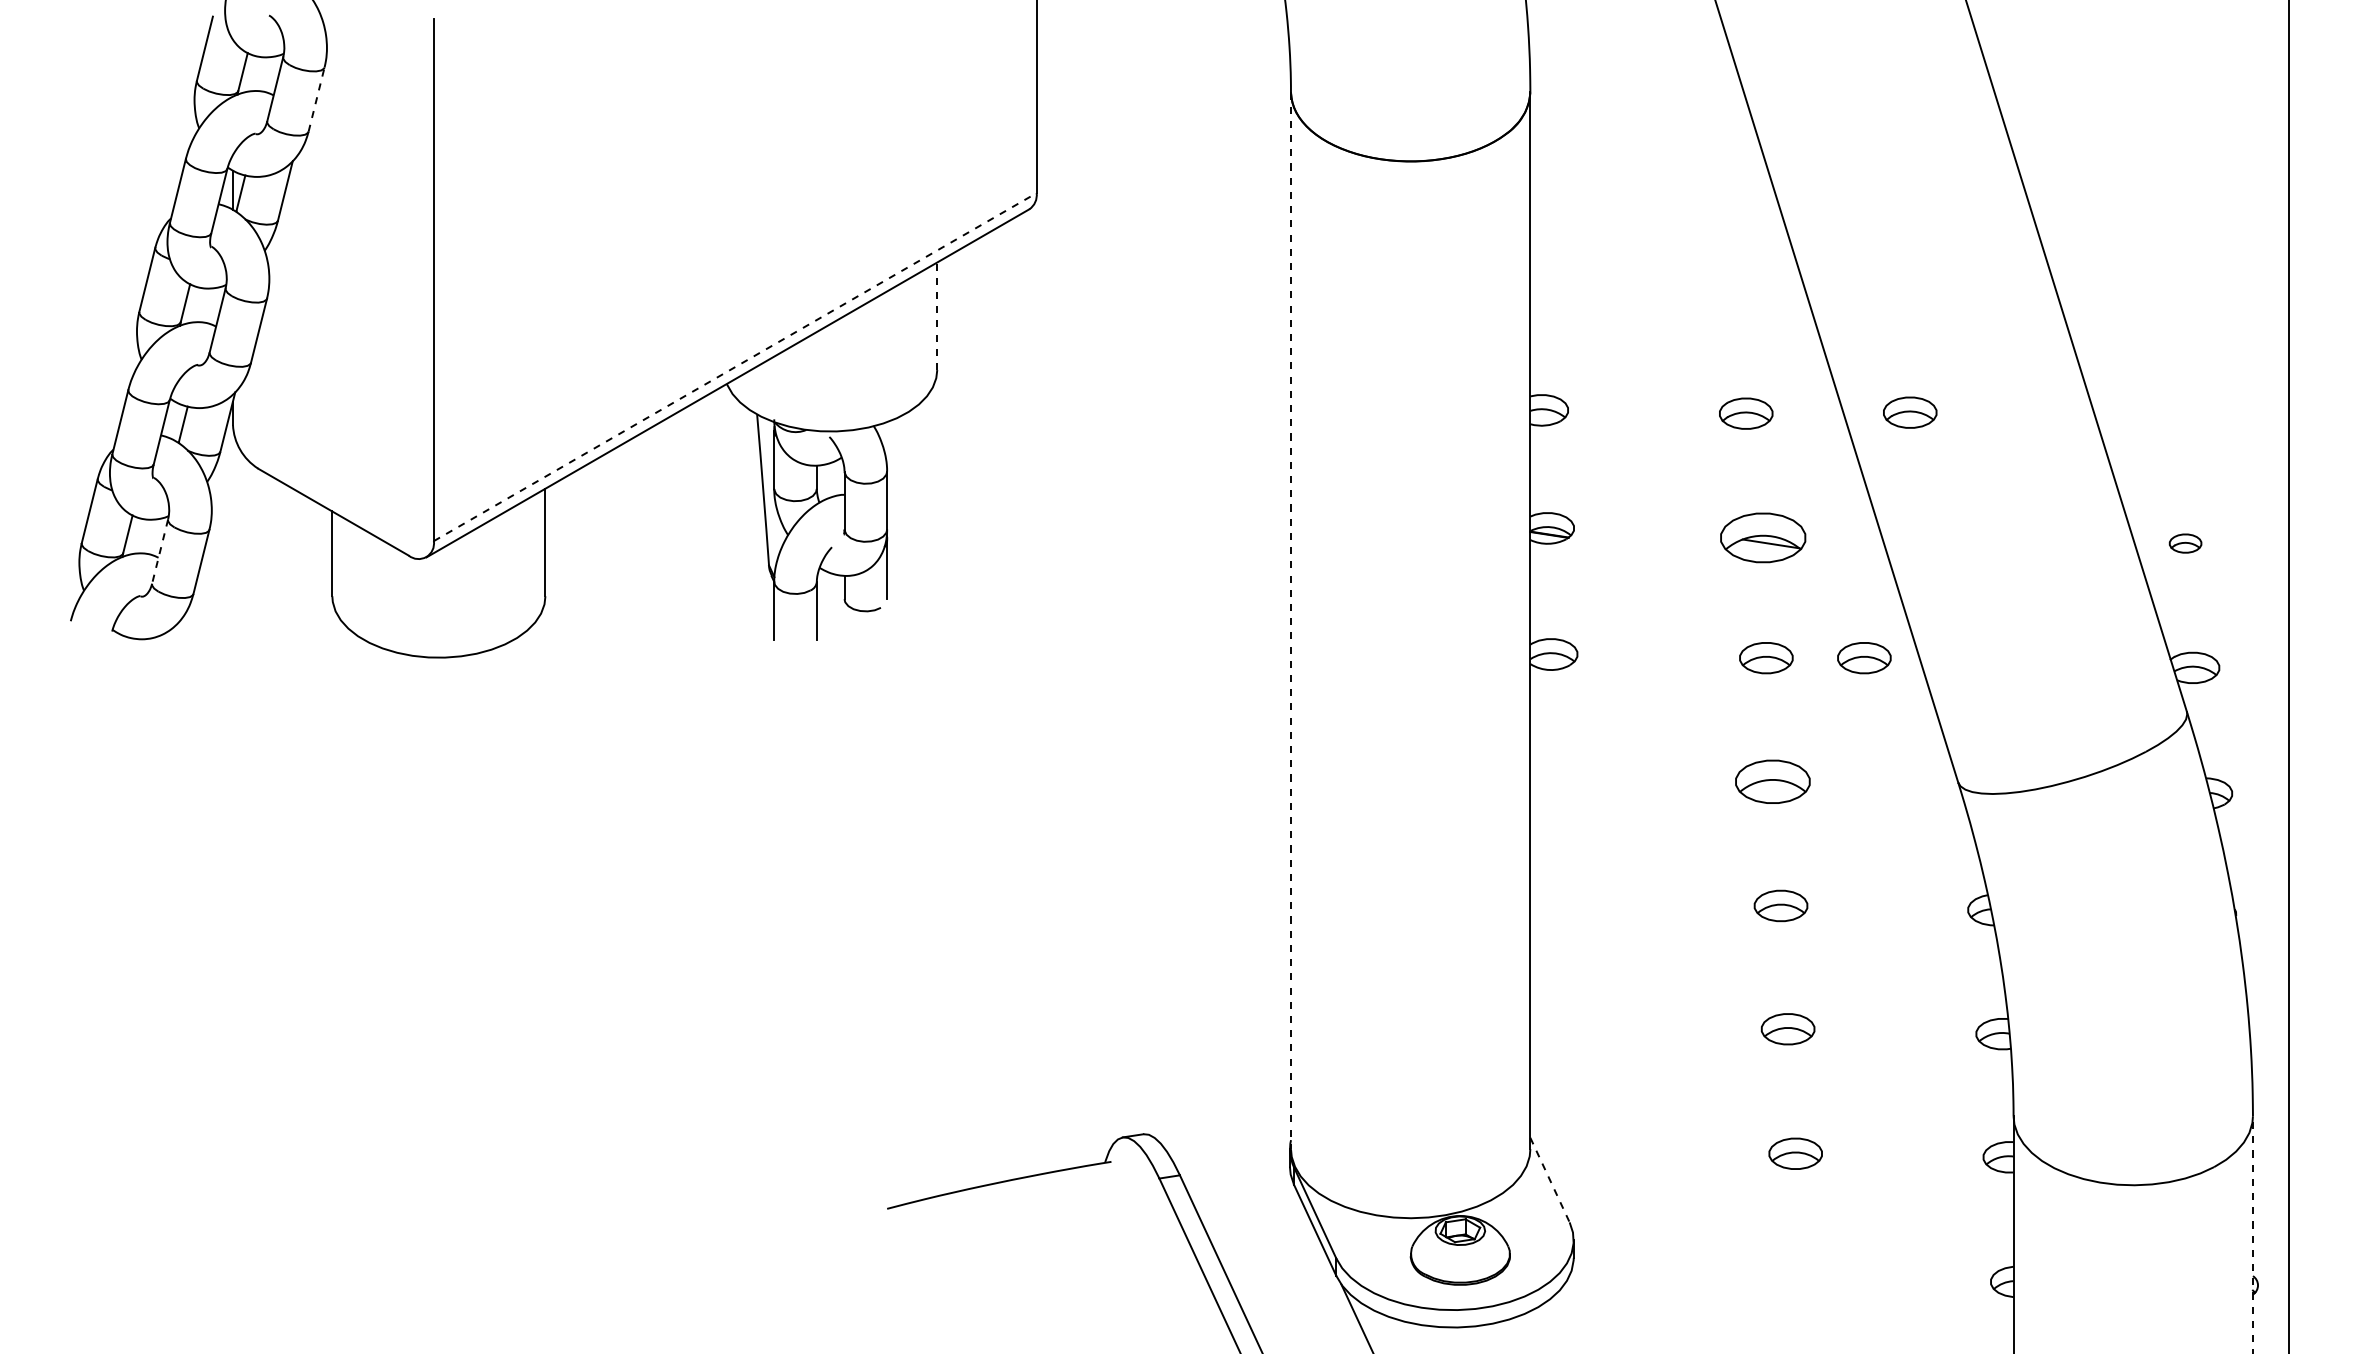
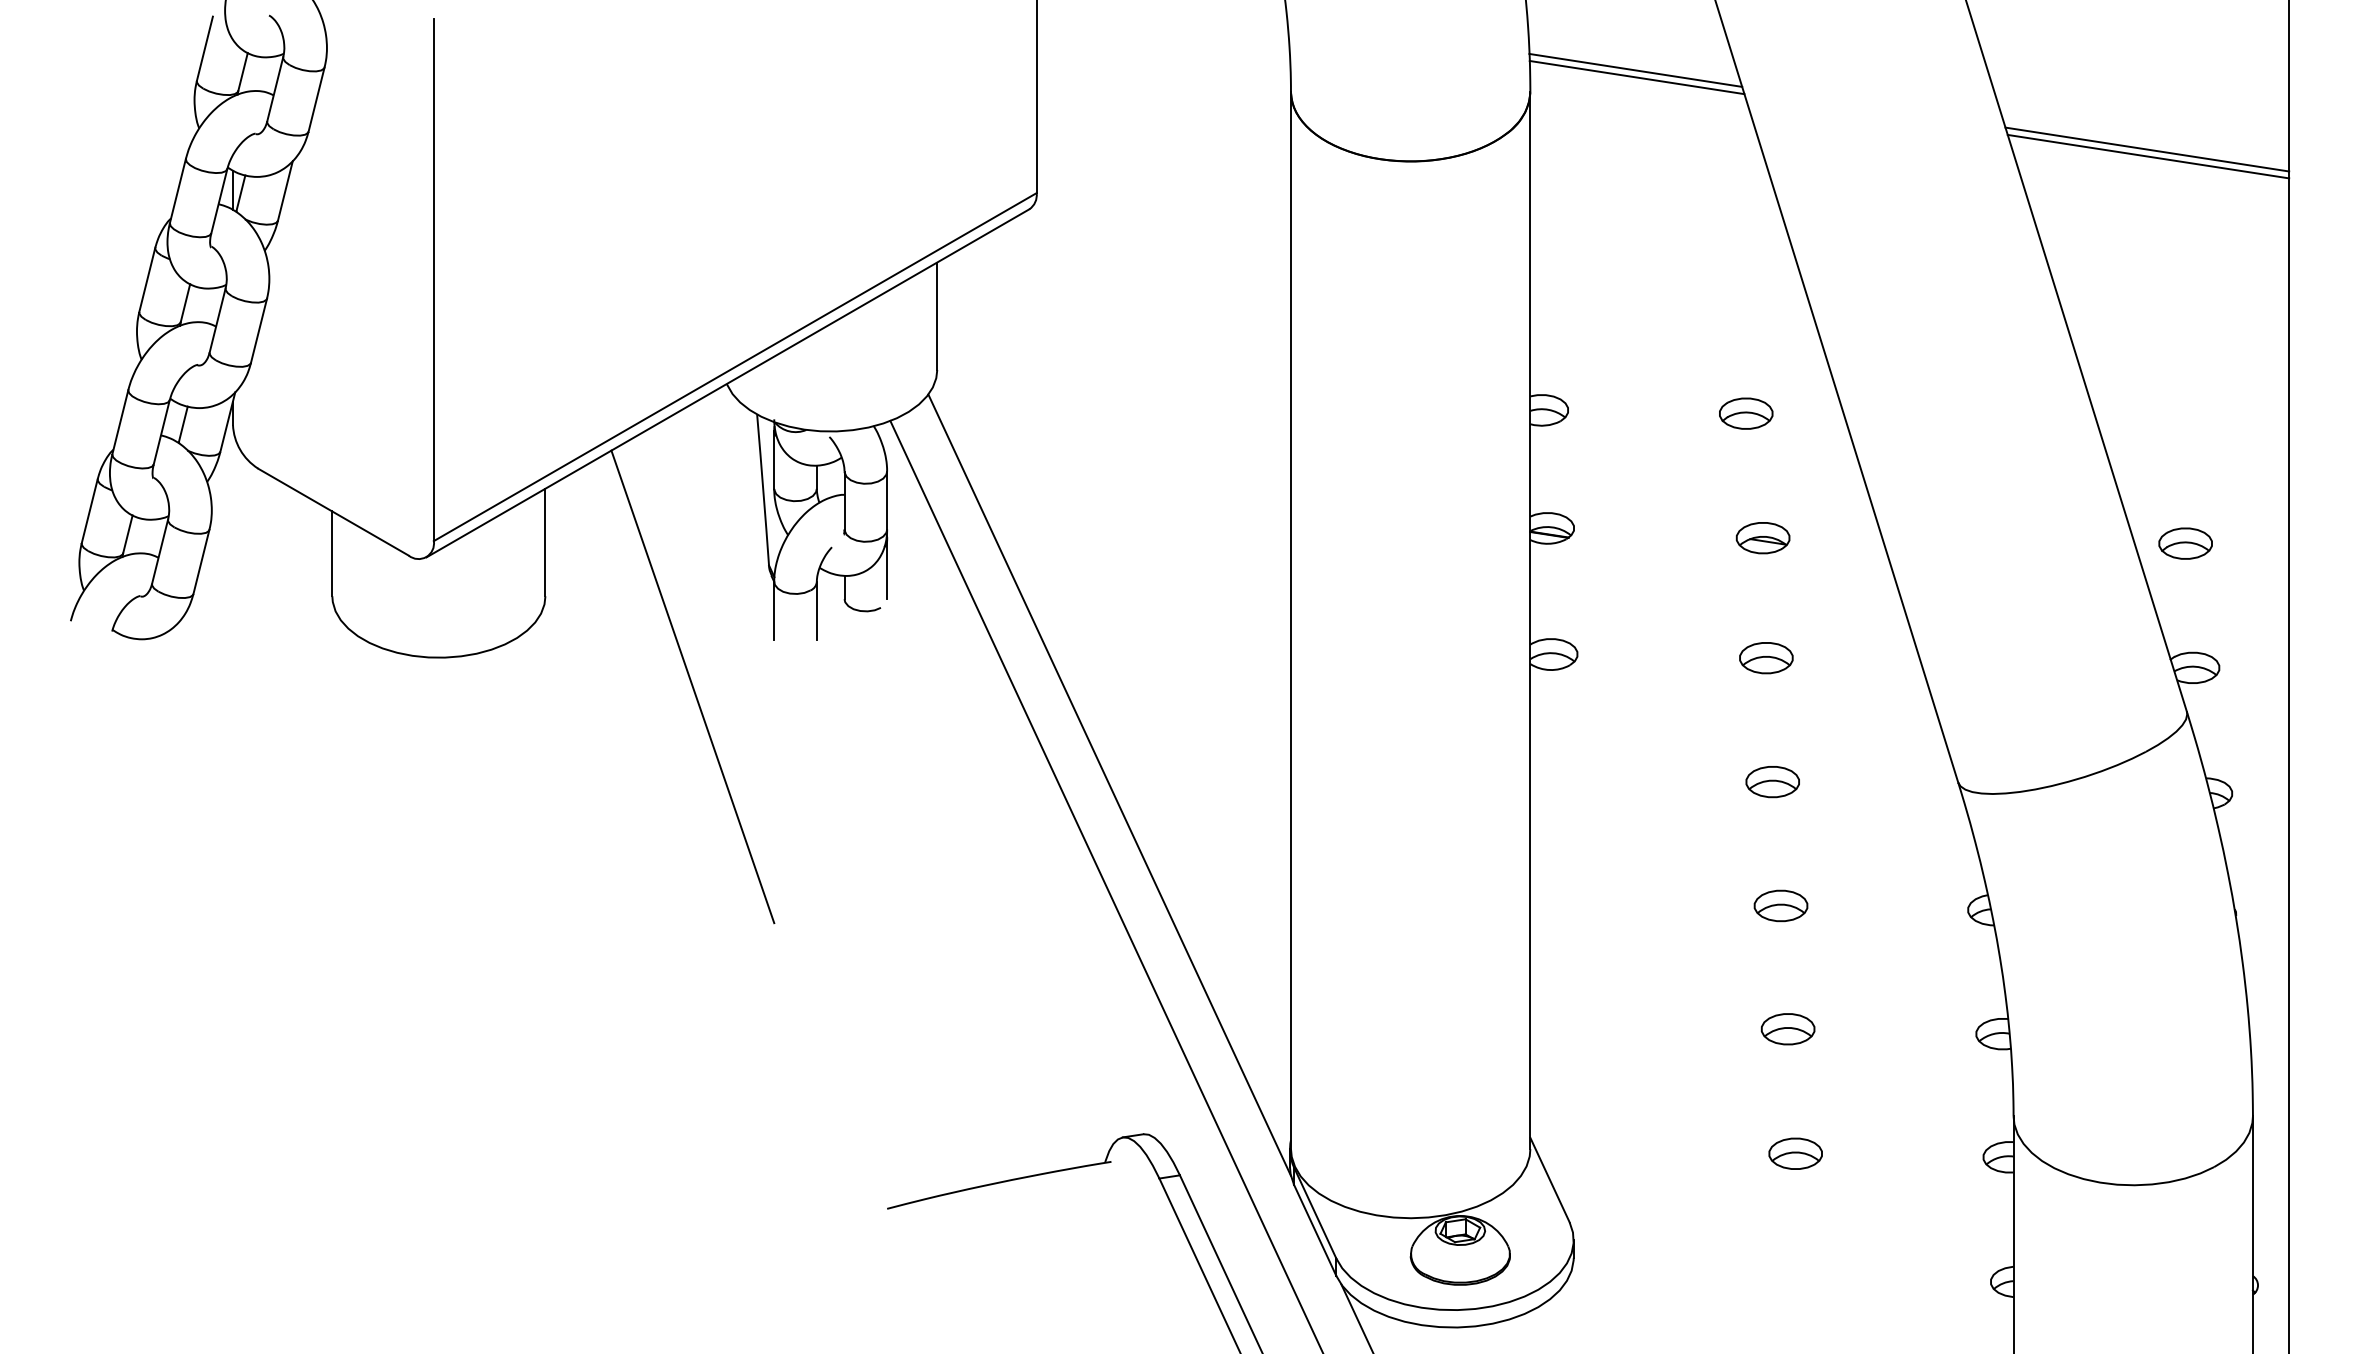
line: none -> present (1635, 69)
line: none -> present (1636, 77)
line: dashed -> solid (316, 99)
line: none -> present (2147, 149)
line: none -> present (2148, 156)
line: dashed -> solid (937, 316)
line: dashed -> solid (735, 366)
part: present -> none (1910, 412)
part size: 87x52 px -> 56x33 px (1762, 538)
part size: 35x21 px -> 55x33 px (2185, 543)
line: dashed -> solid (159, 552)
line: dashed -> solid (1290, 621)
part: present -> none (1864, 658)
line: none -> present (692, 686)
part size: 76x45 px -> 55x33 px (1772, 782)
line: none -> present (1109, 784)
line: none -> present (1105, 885)
line: dashed -> solid (1550, 1180)
line: dashed -> solid (2252, 1234)
